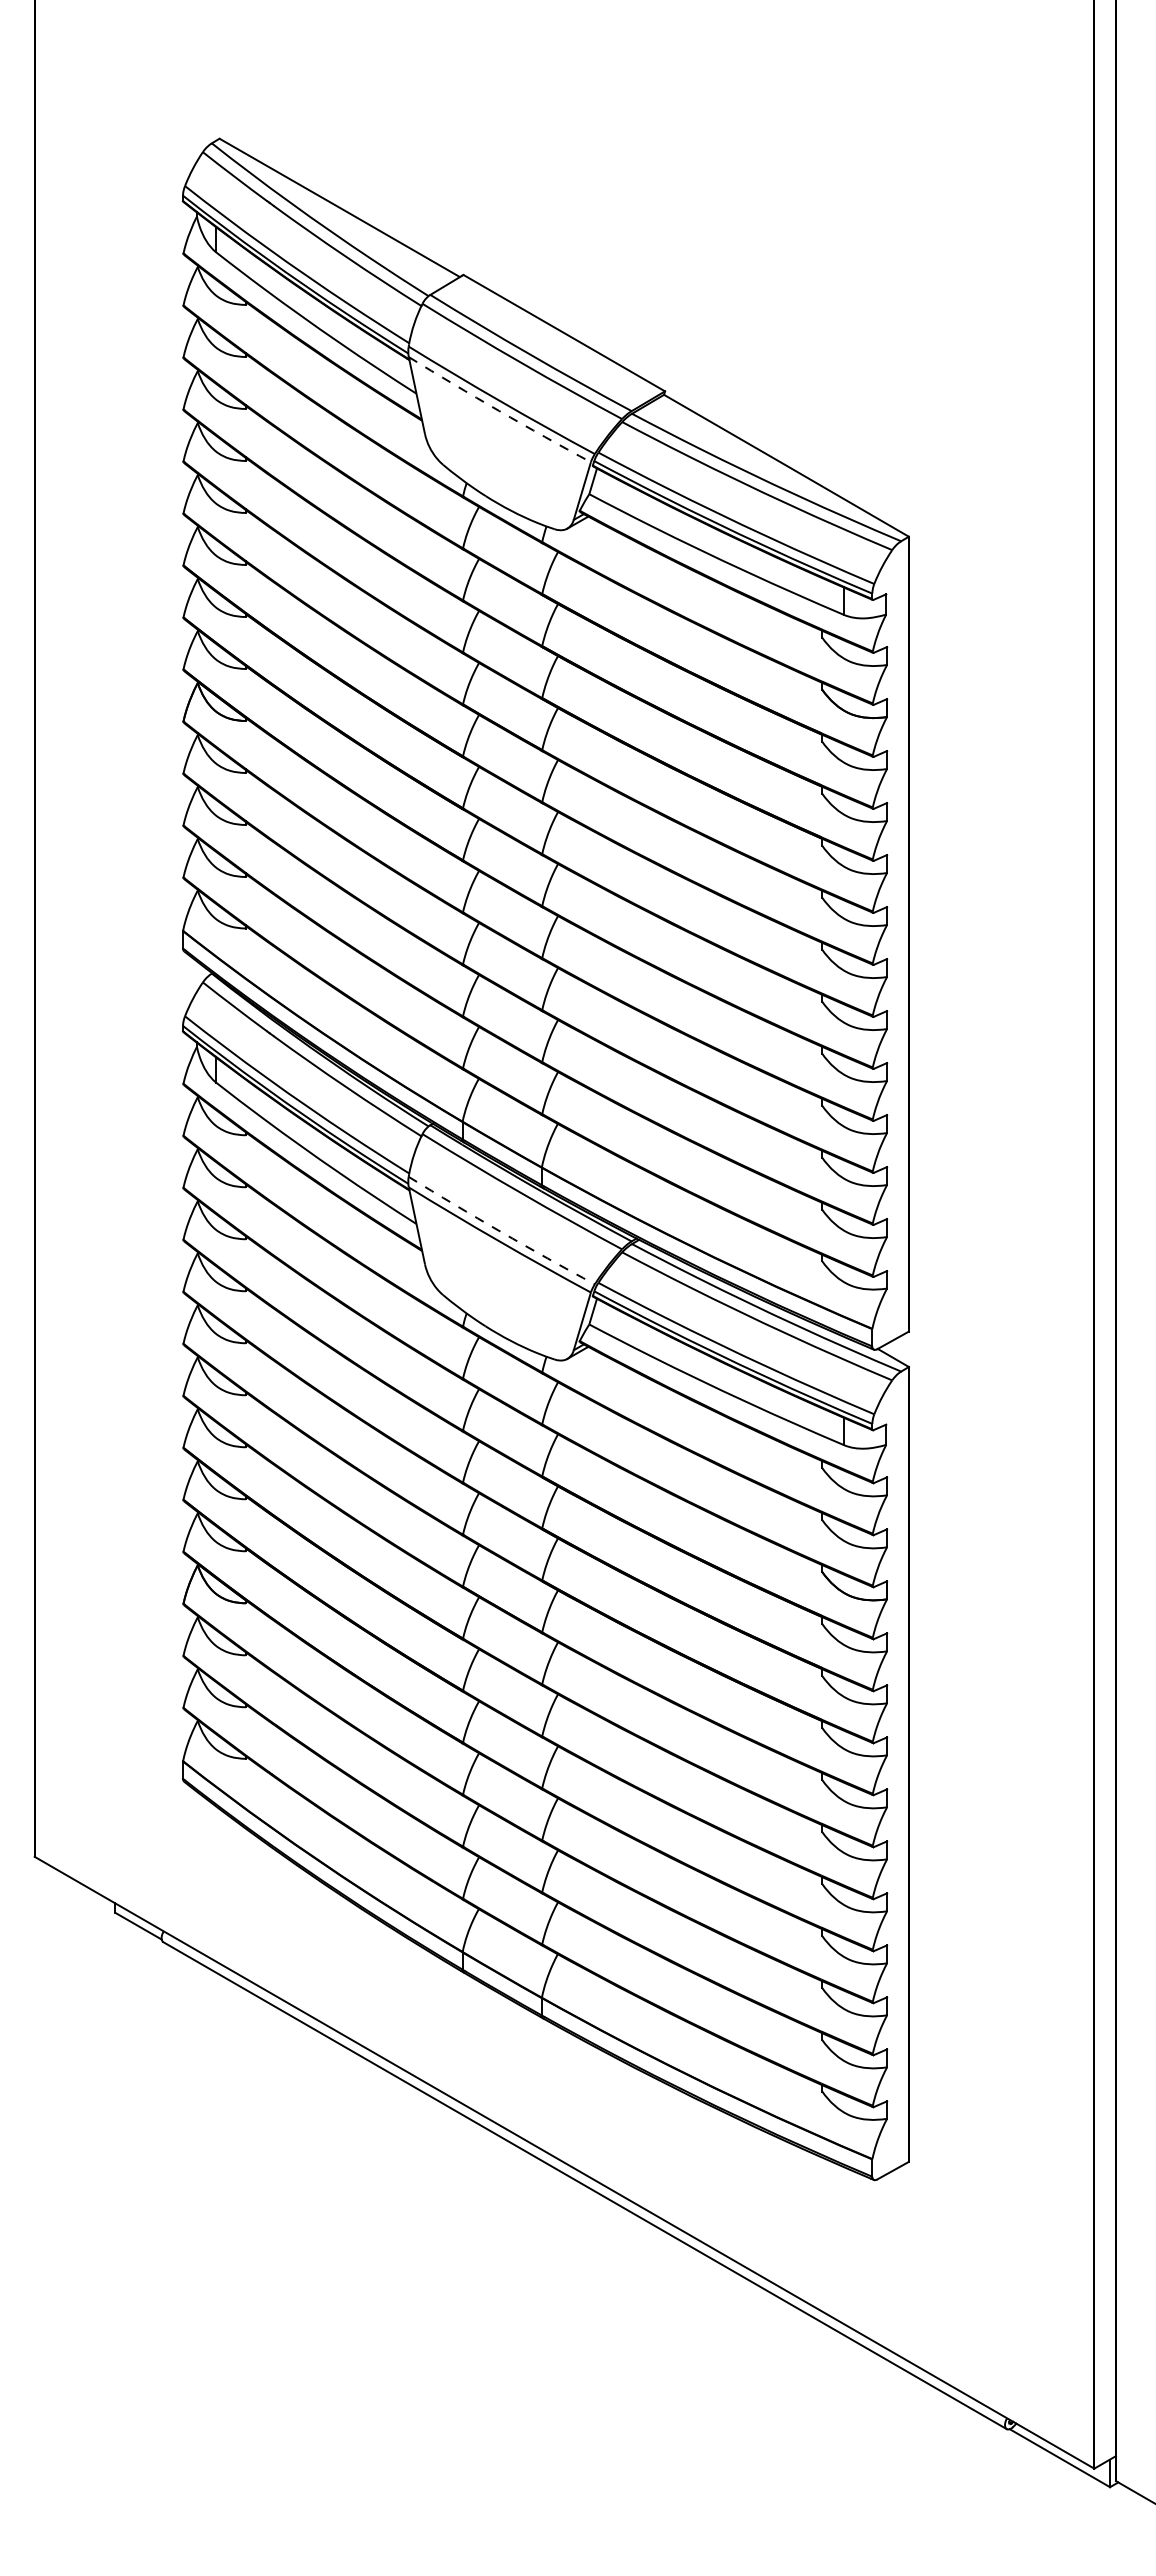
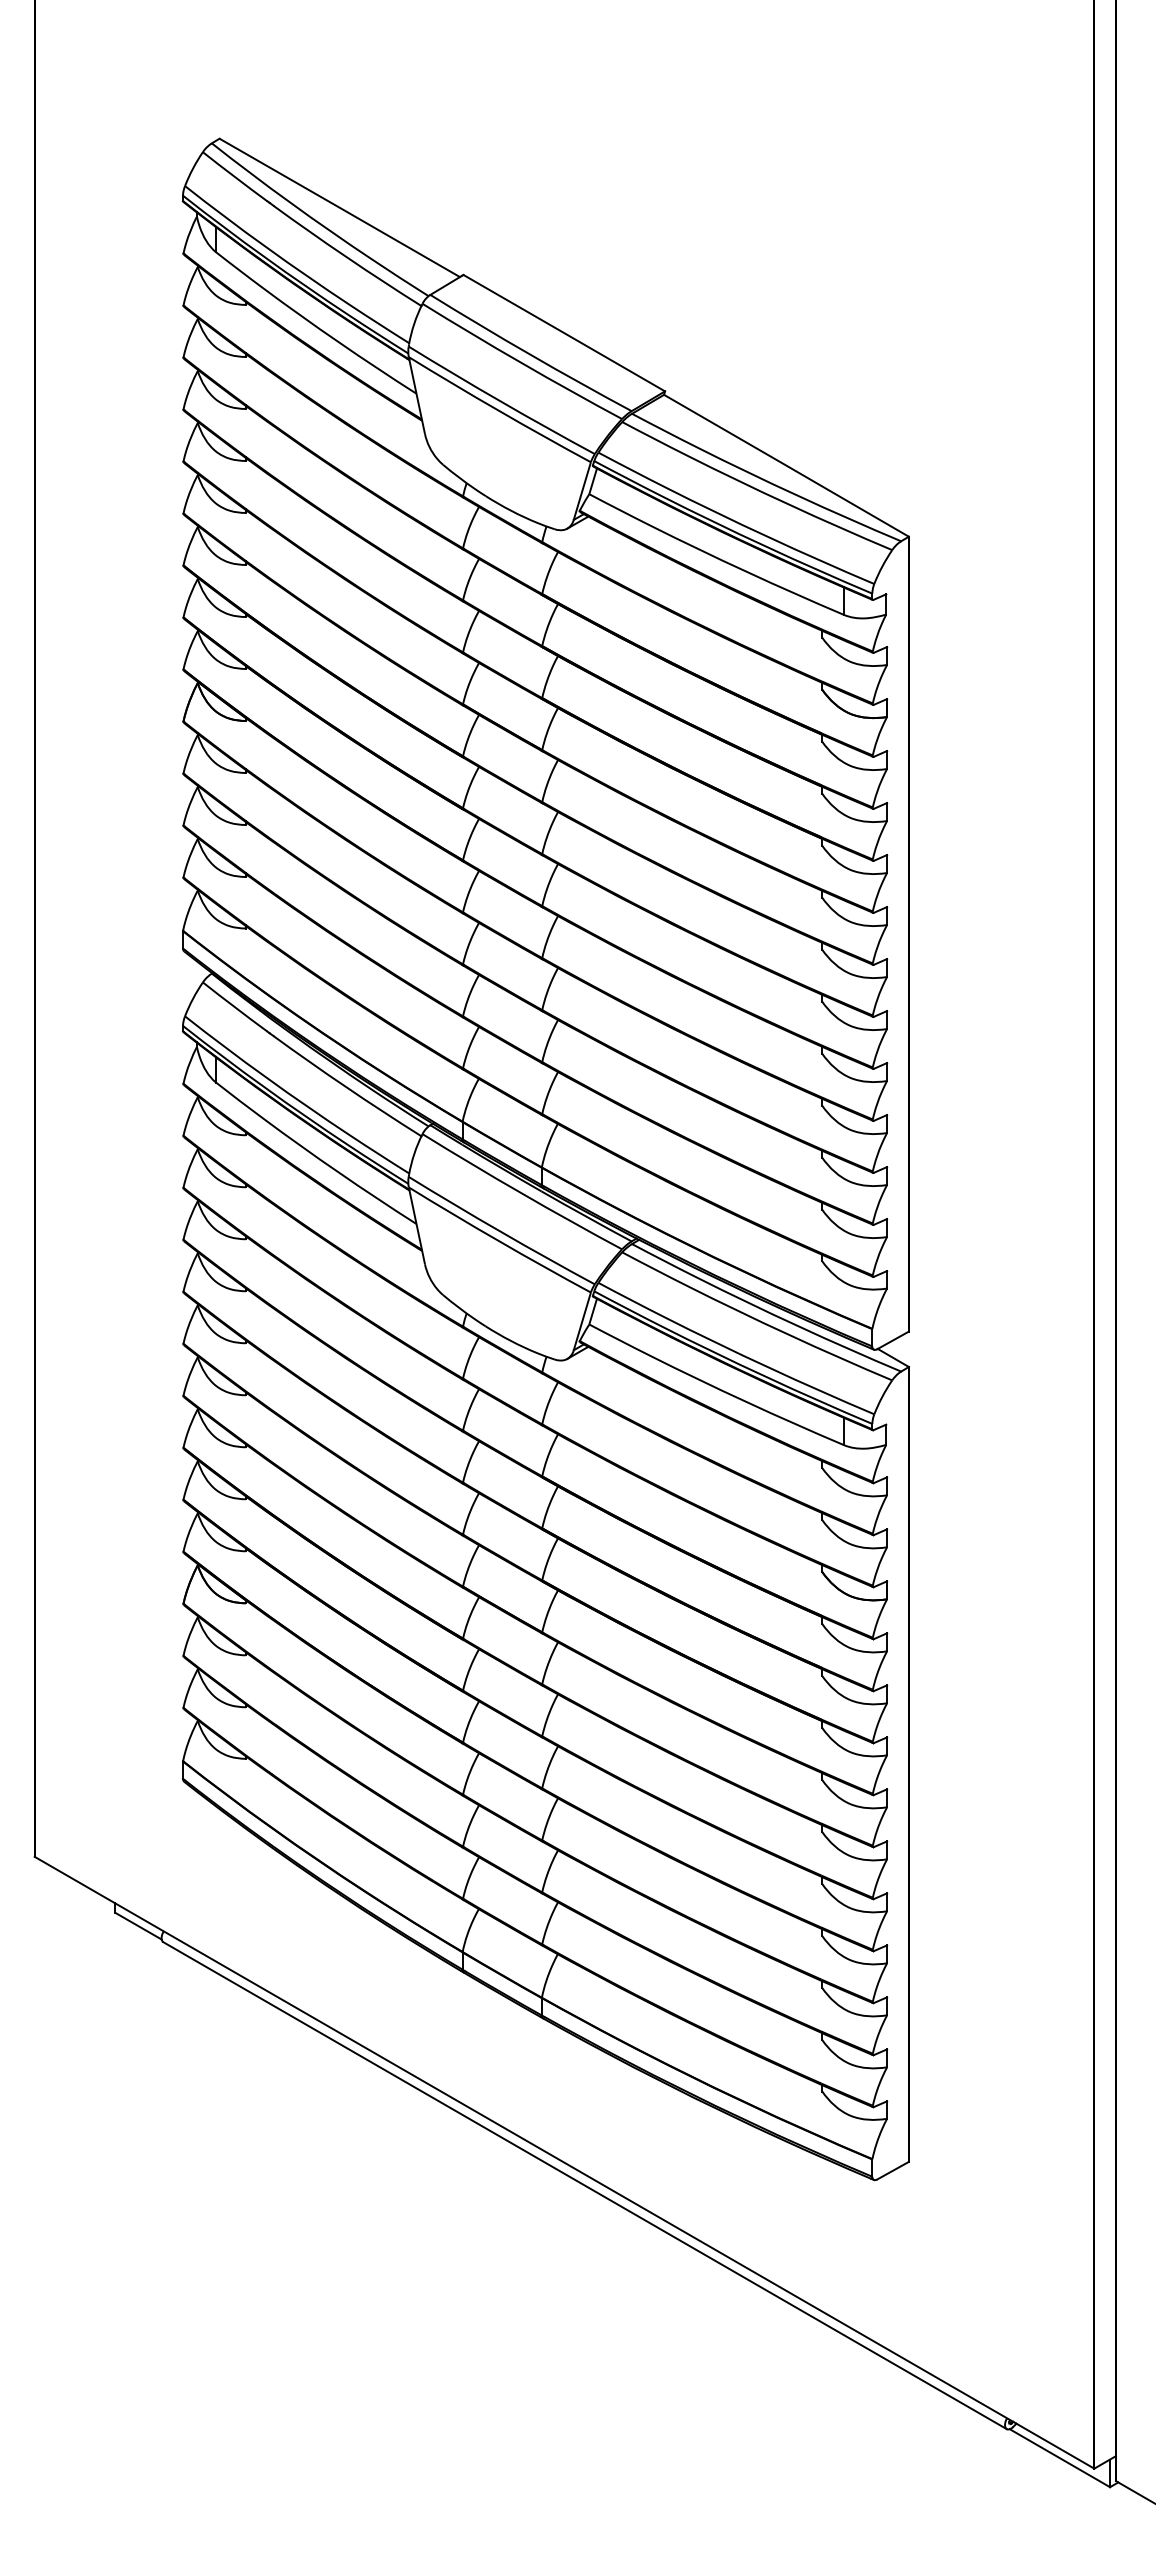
arc: dashed -> solid (499, 410)
arc: dashed -> solid (501, 1231)
